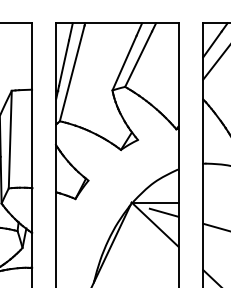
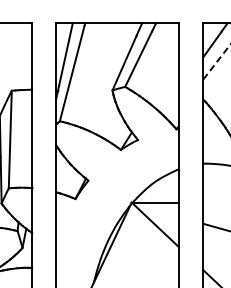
line: solid -> dashed (217, 61)
line: present -> none (163, 212)
